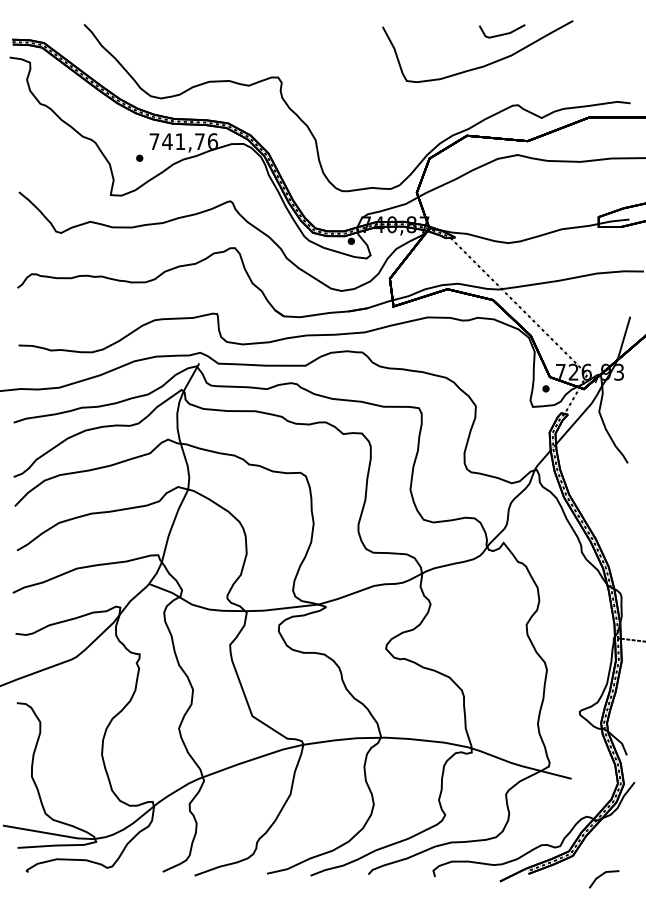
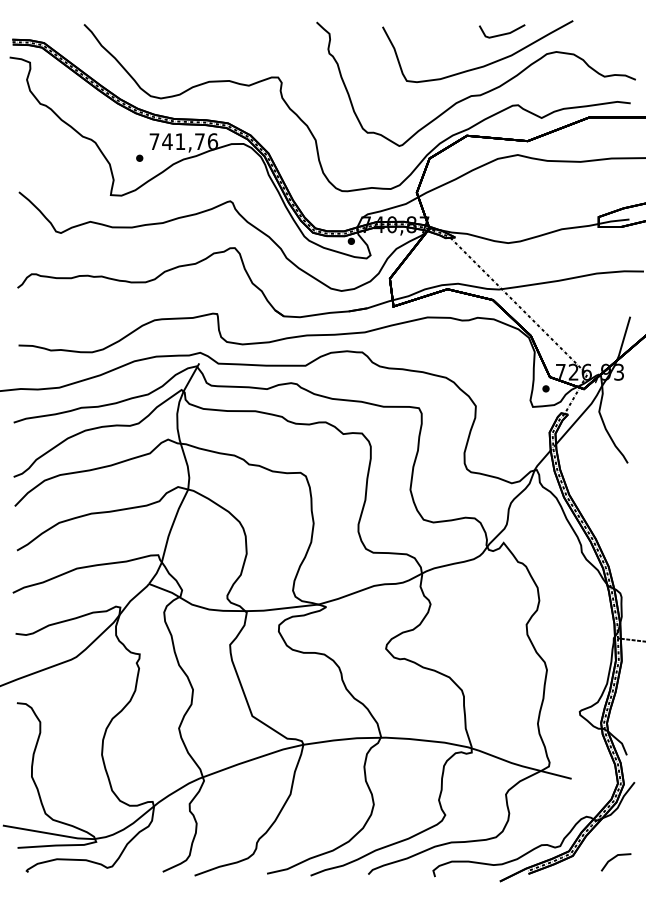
curve: none -> present (475, 94)
line position: (601, 876) -> (613, 859) (613, 859)
